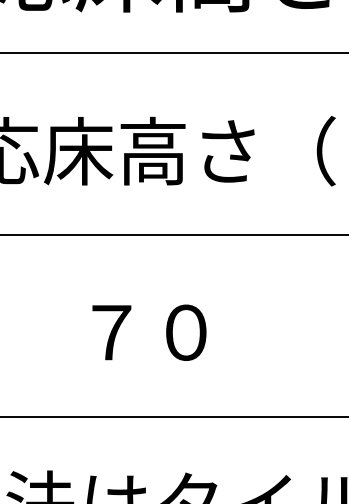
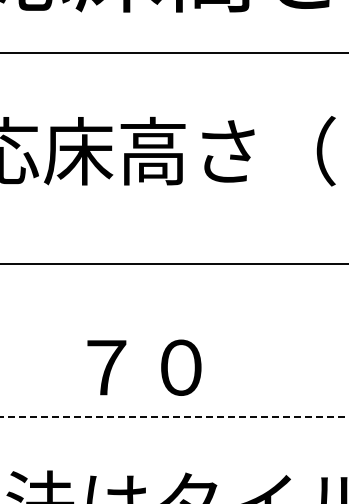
line position: (173, 234) -> (173, 263) (173, 263)
text position: (149, 332) -> (144, 367) (144, 367)
line: solid -> dashed (174, 417)
